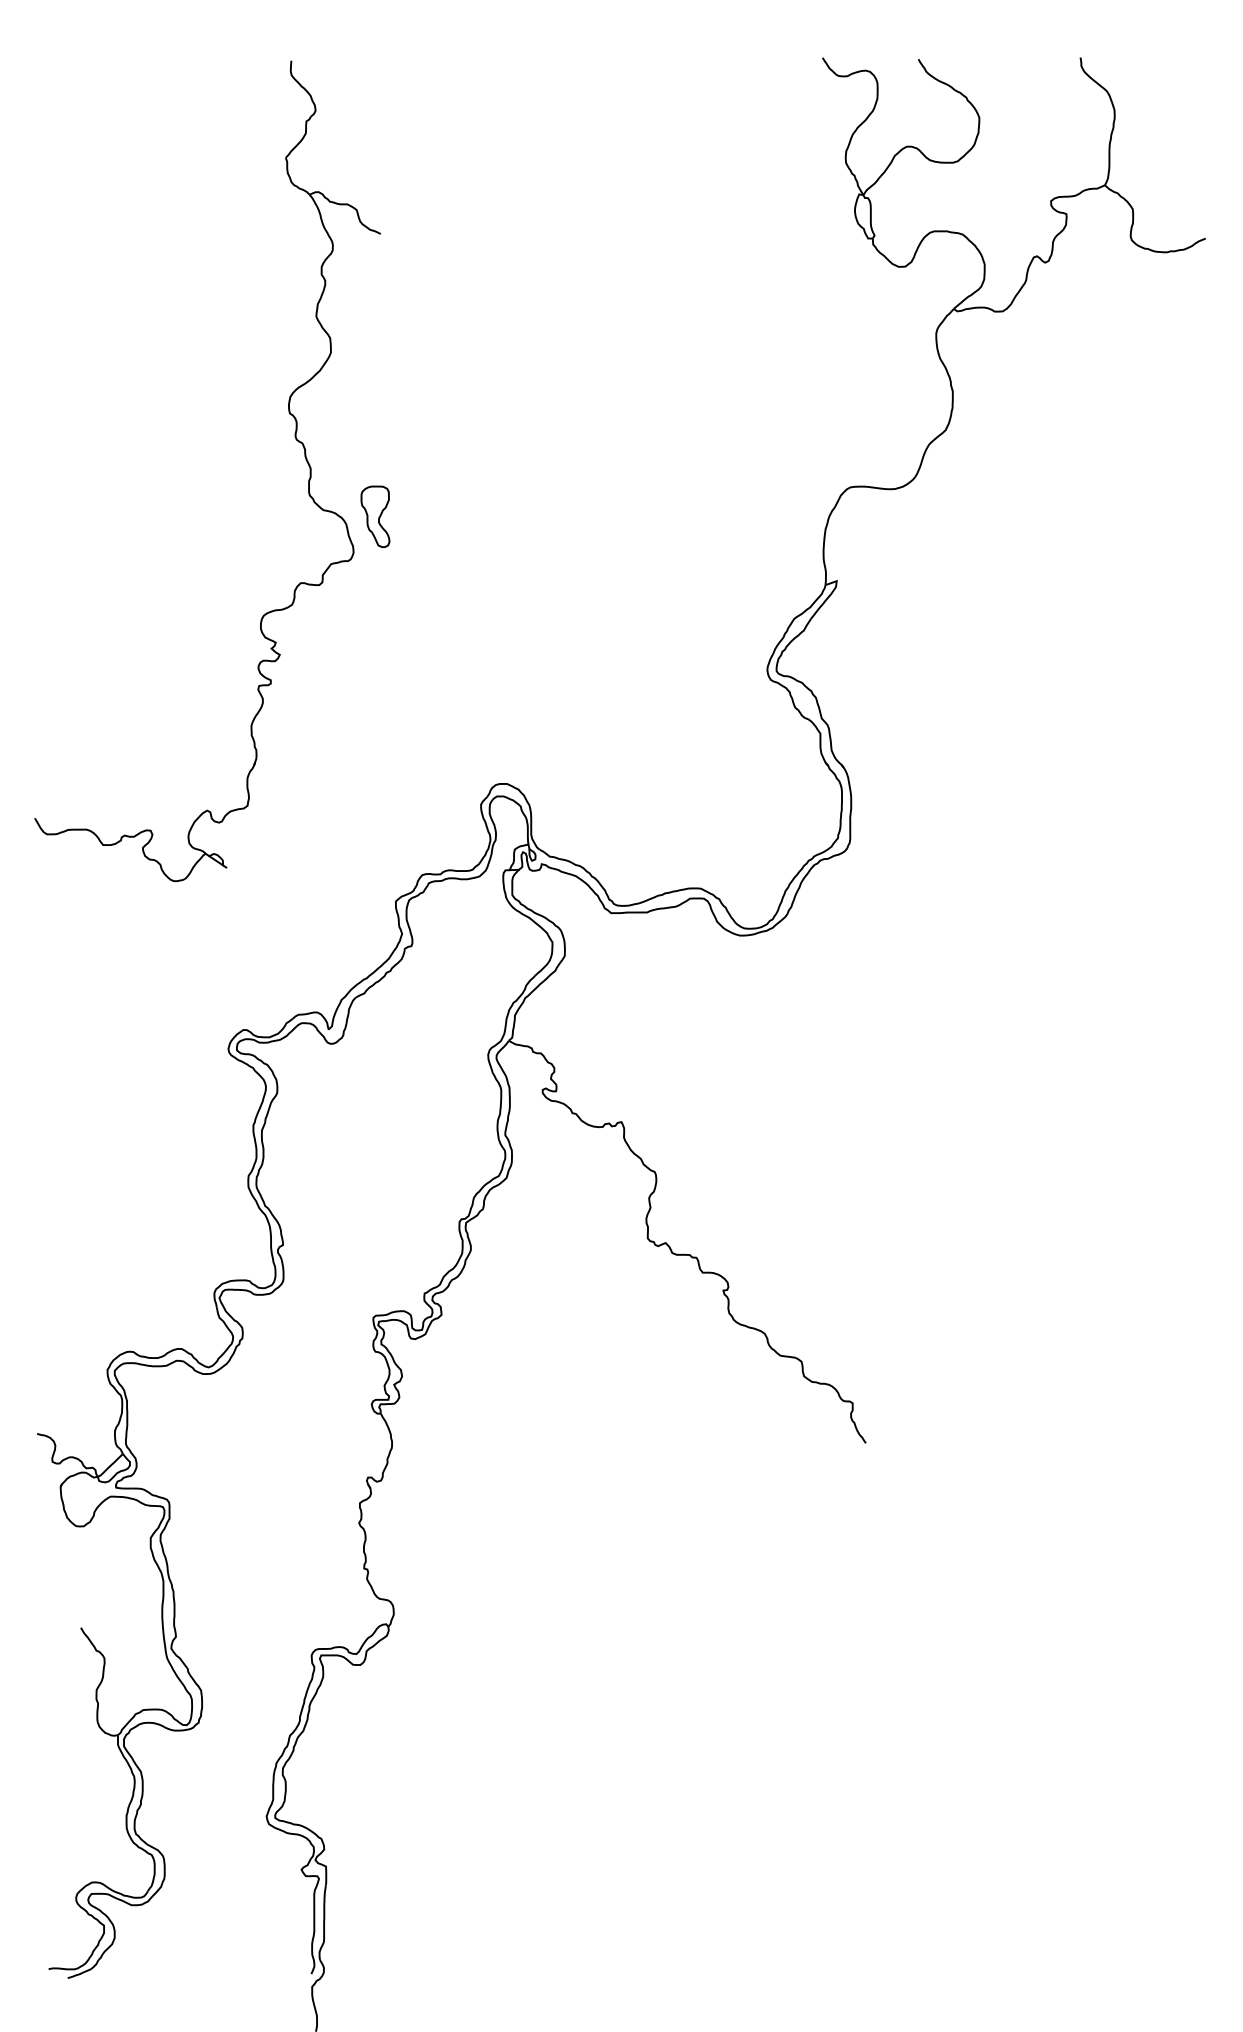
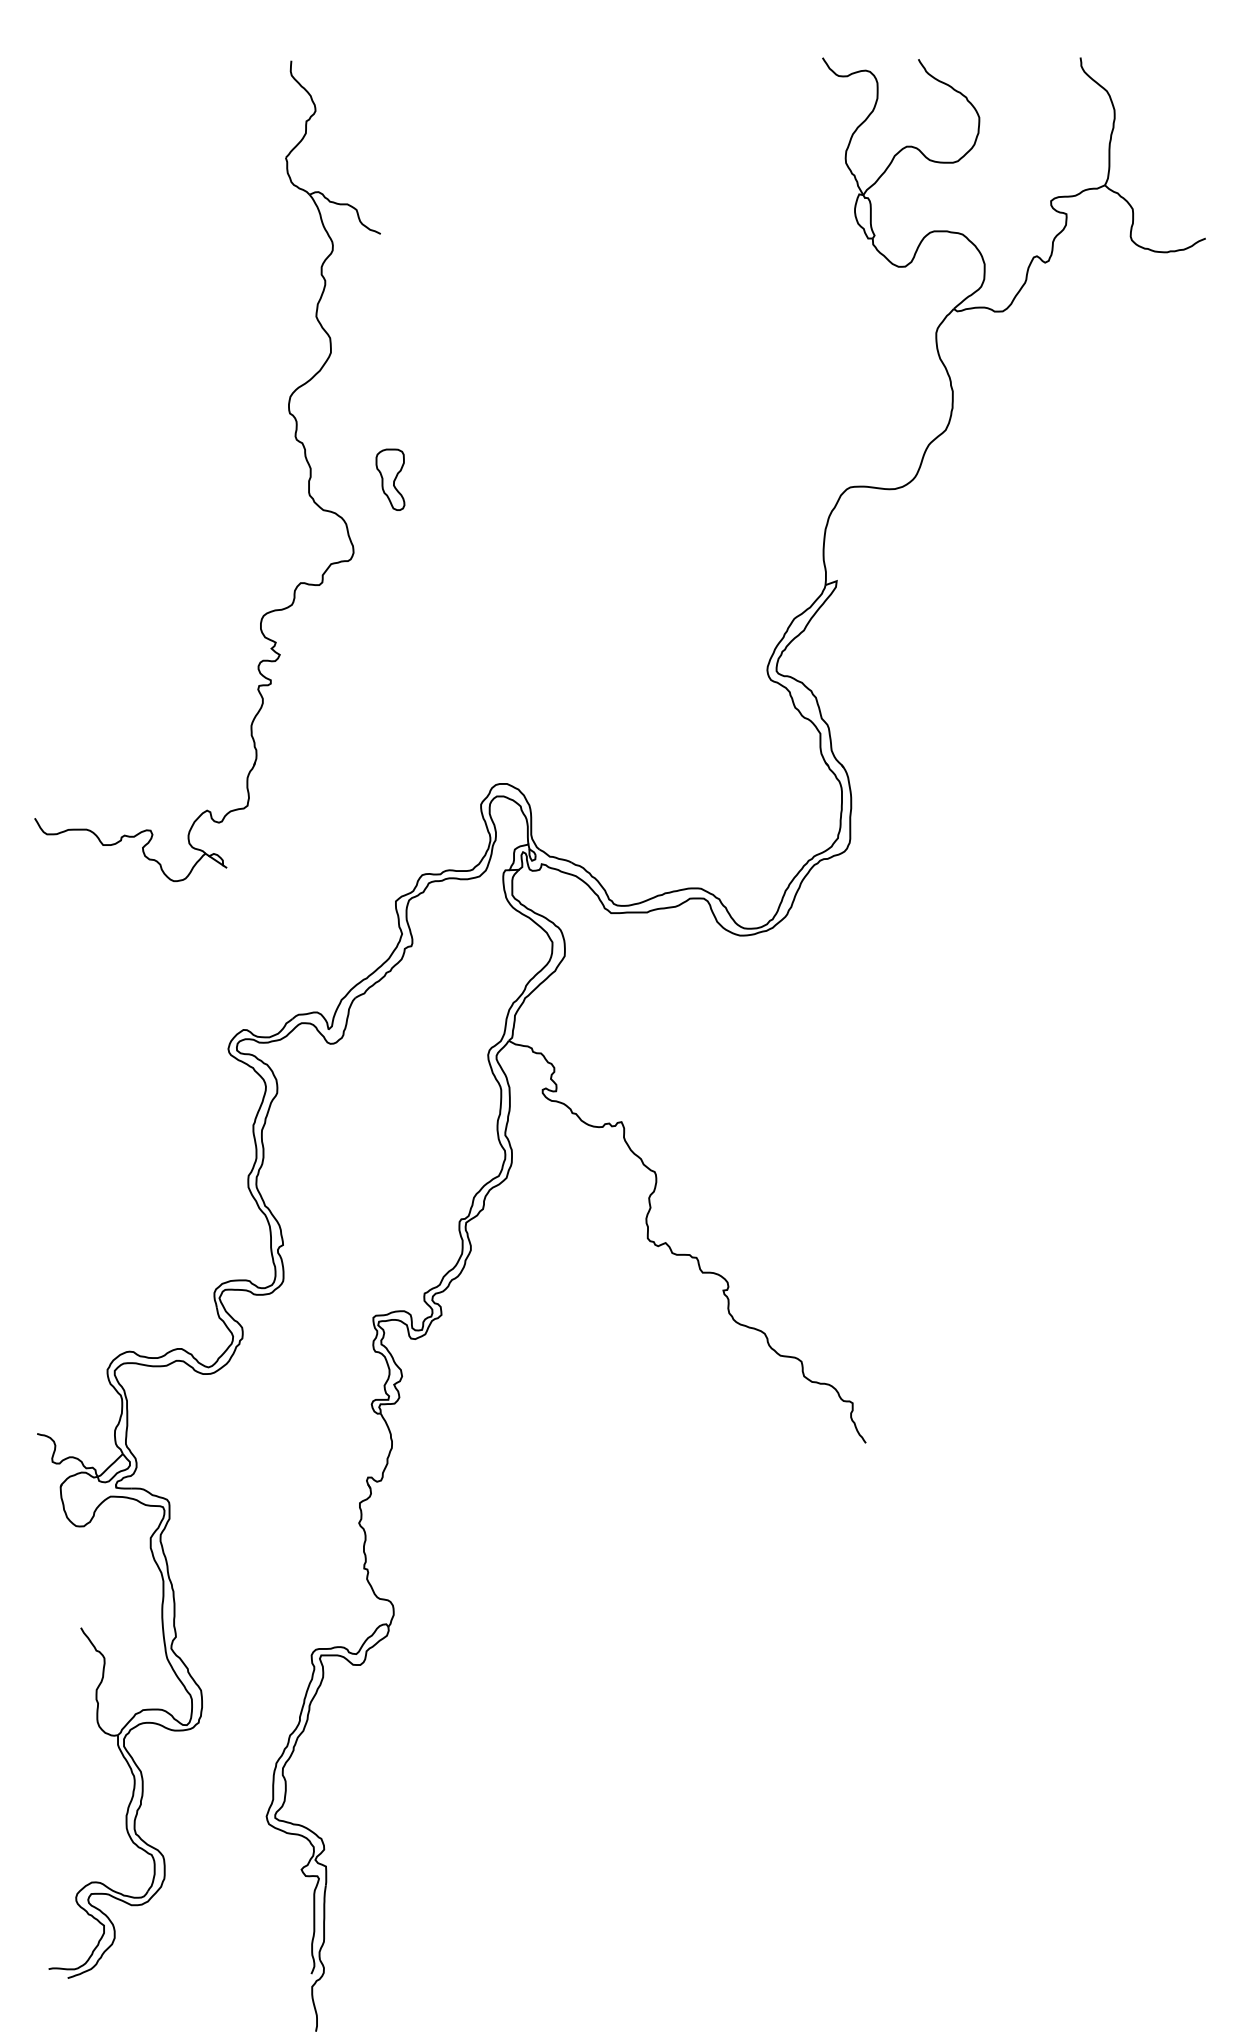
part position: (375, 516) -> (390, 479) (390, 479)
